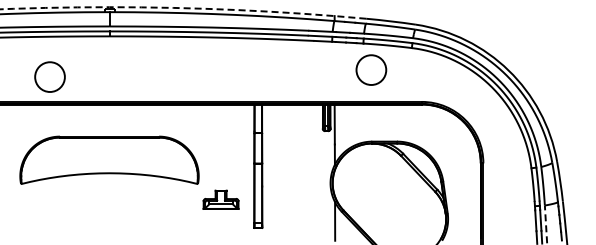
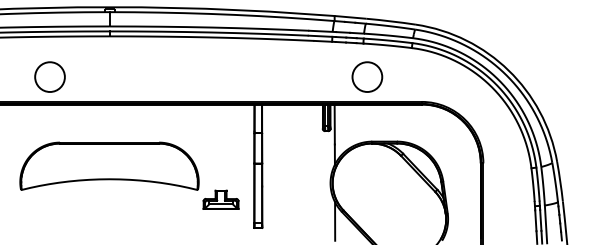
arc: dashed -> solid (182, 8)
circle position: (371, 69) -> (367, 76) (367, 76)
part position: (109, 159) -> (109, 165) (109, 165)
line: dashed -> solid (546, 224)
